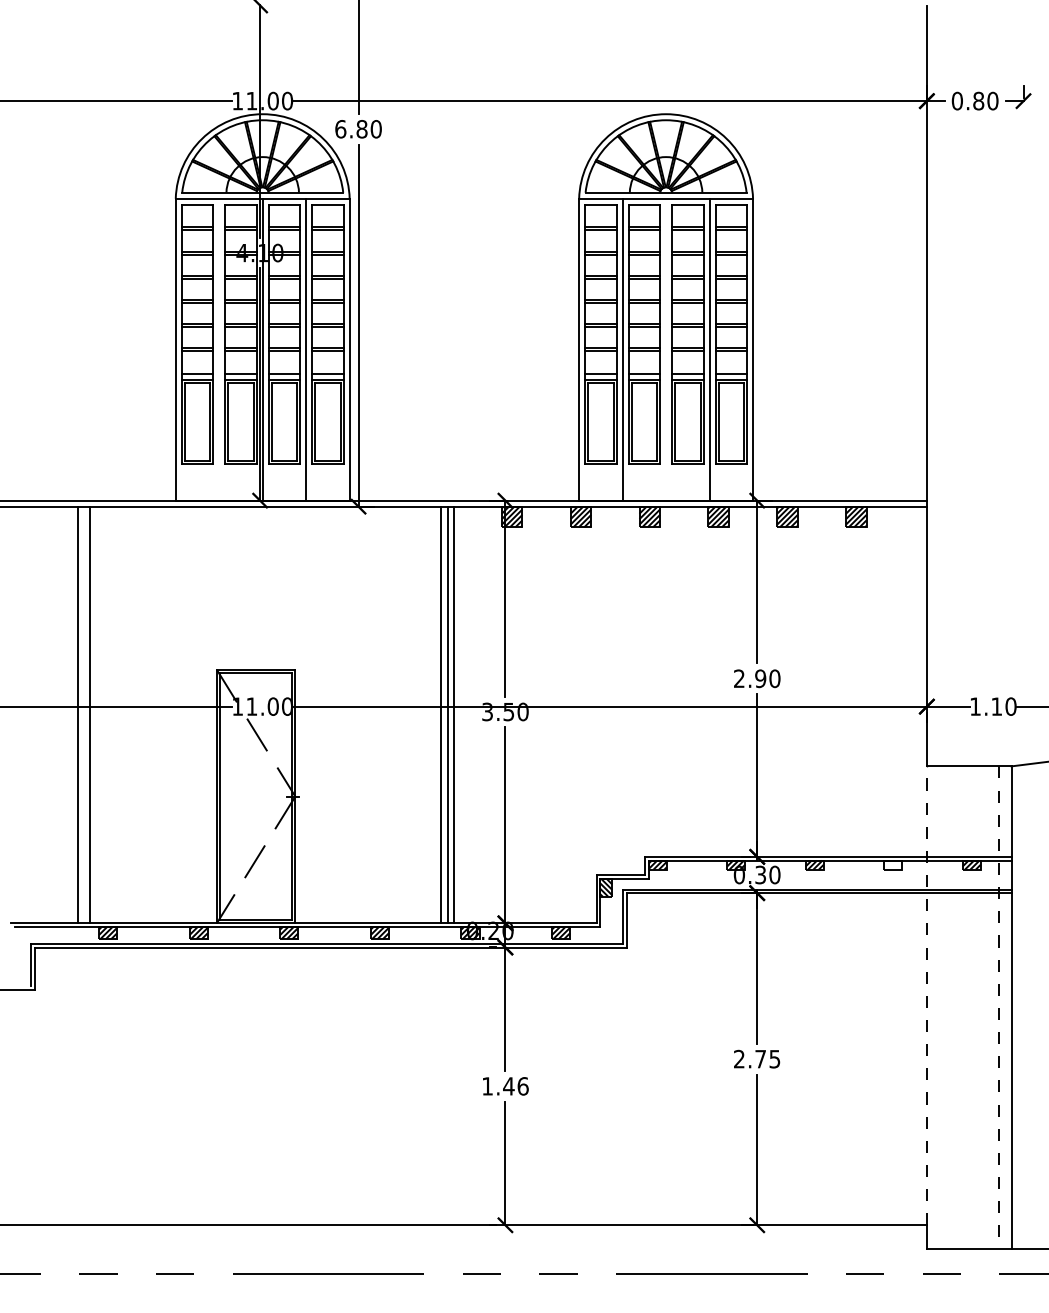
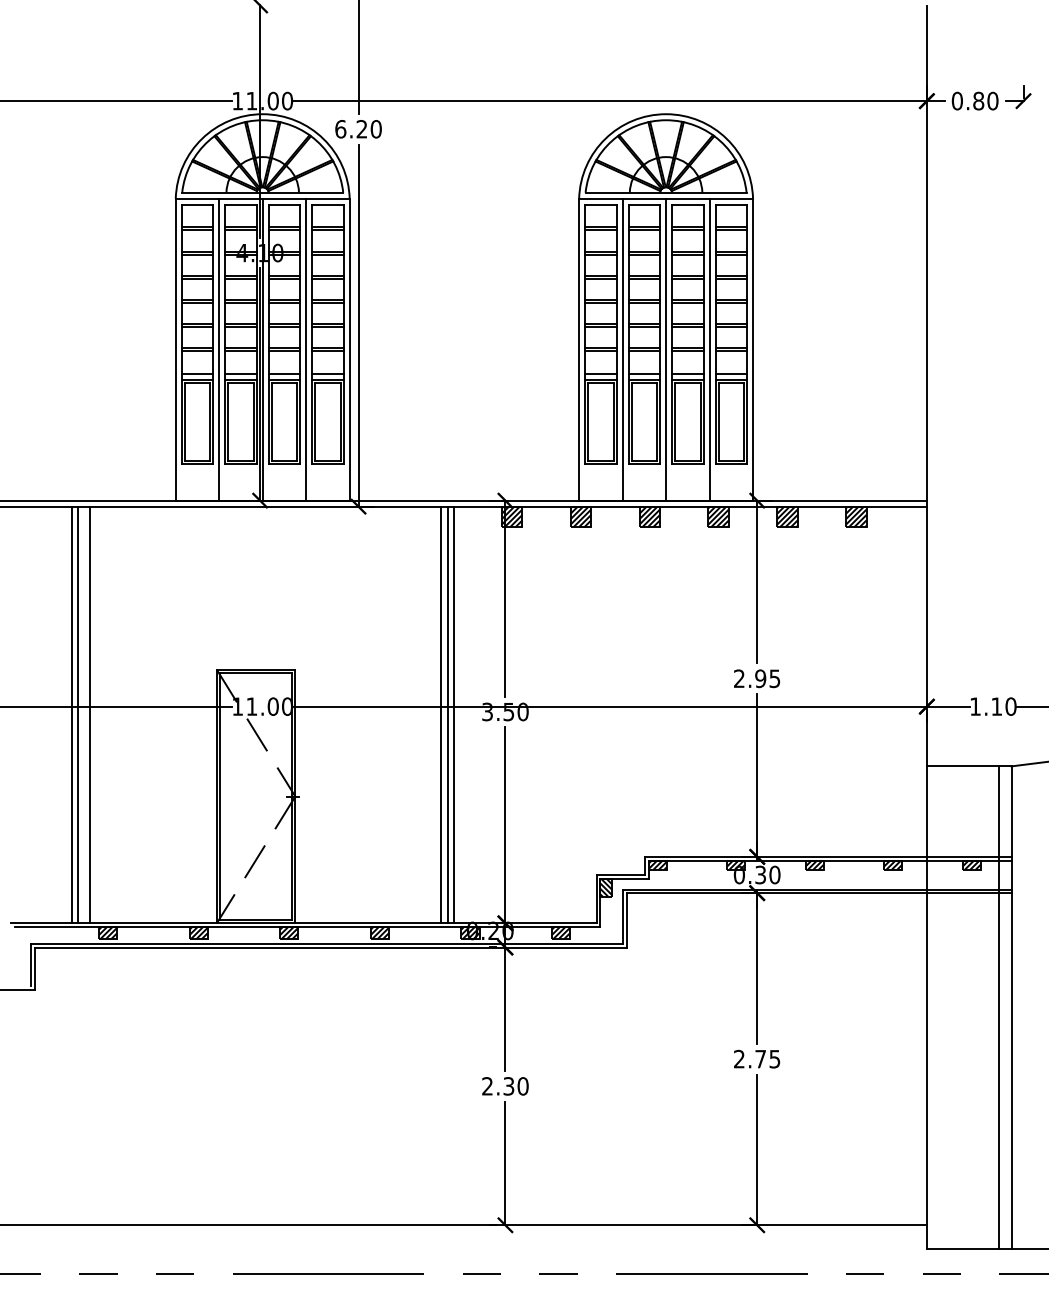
text: 6.80 -> 6.20 (361, 129)
line: none -> present (219, 349)
line: none -> present (666, 349)
text: 2.90 -> 2.95 (774, 678)
line: none -> present (71, 714)
hatch: none -> present (893, 864)
line: dashed -> solid (926, 995)
line: dashed -> solid (999, 1007)
text: 1.46 -> 2.30 (505, 1086)
